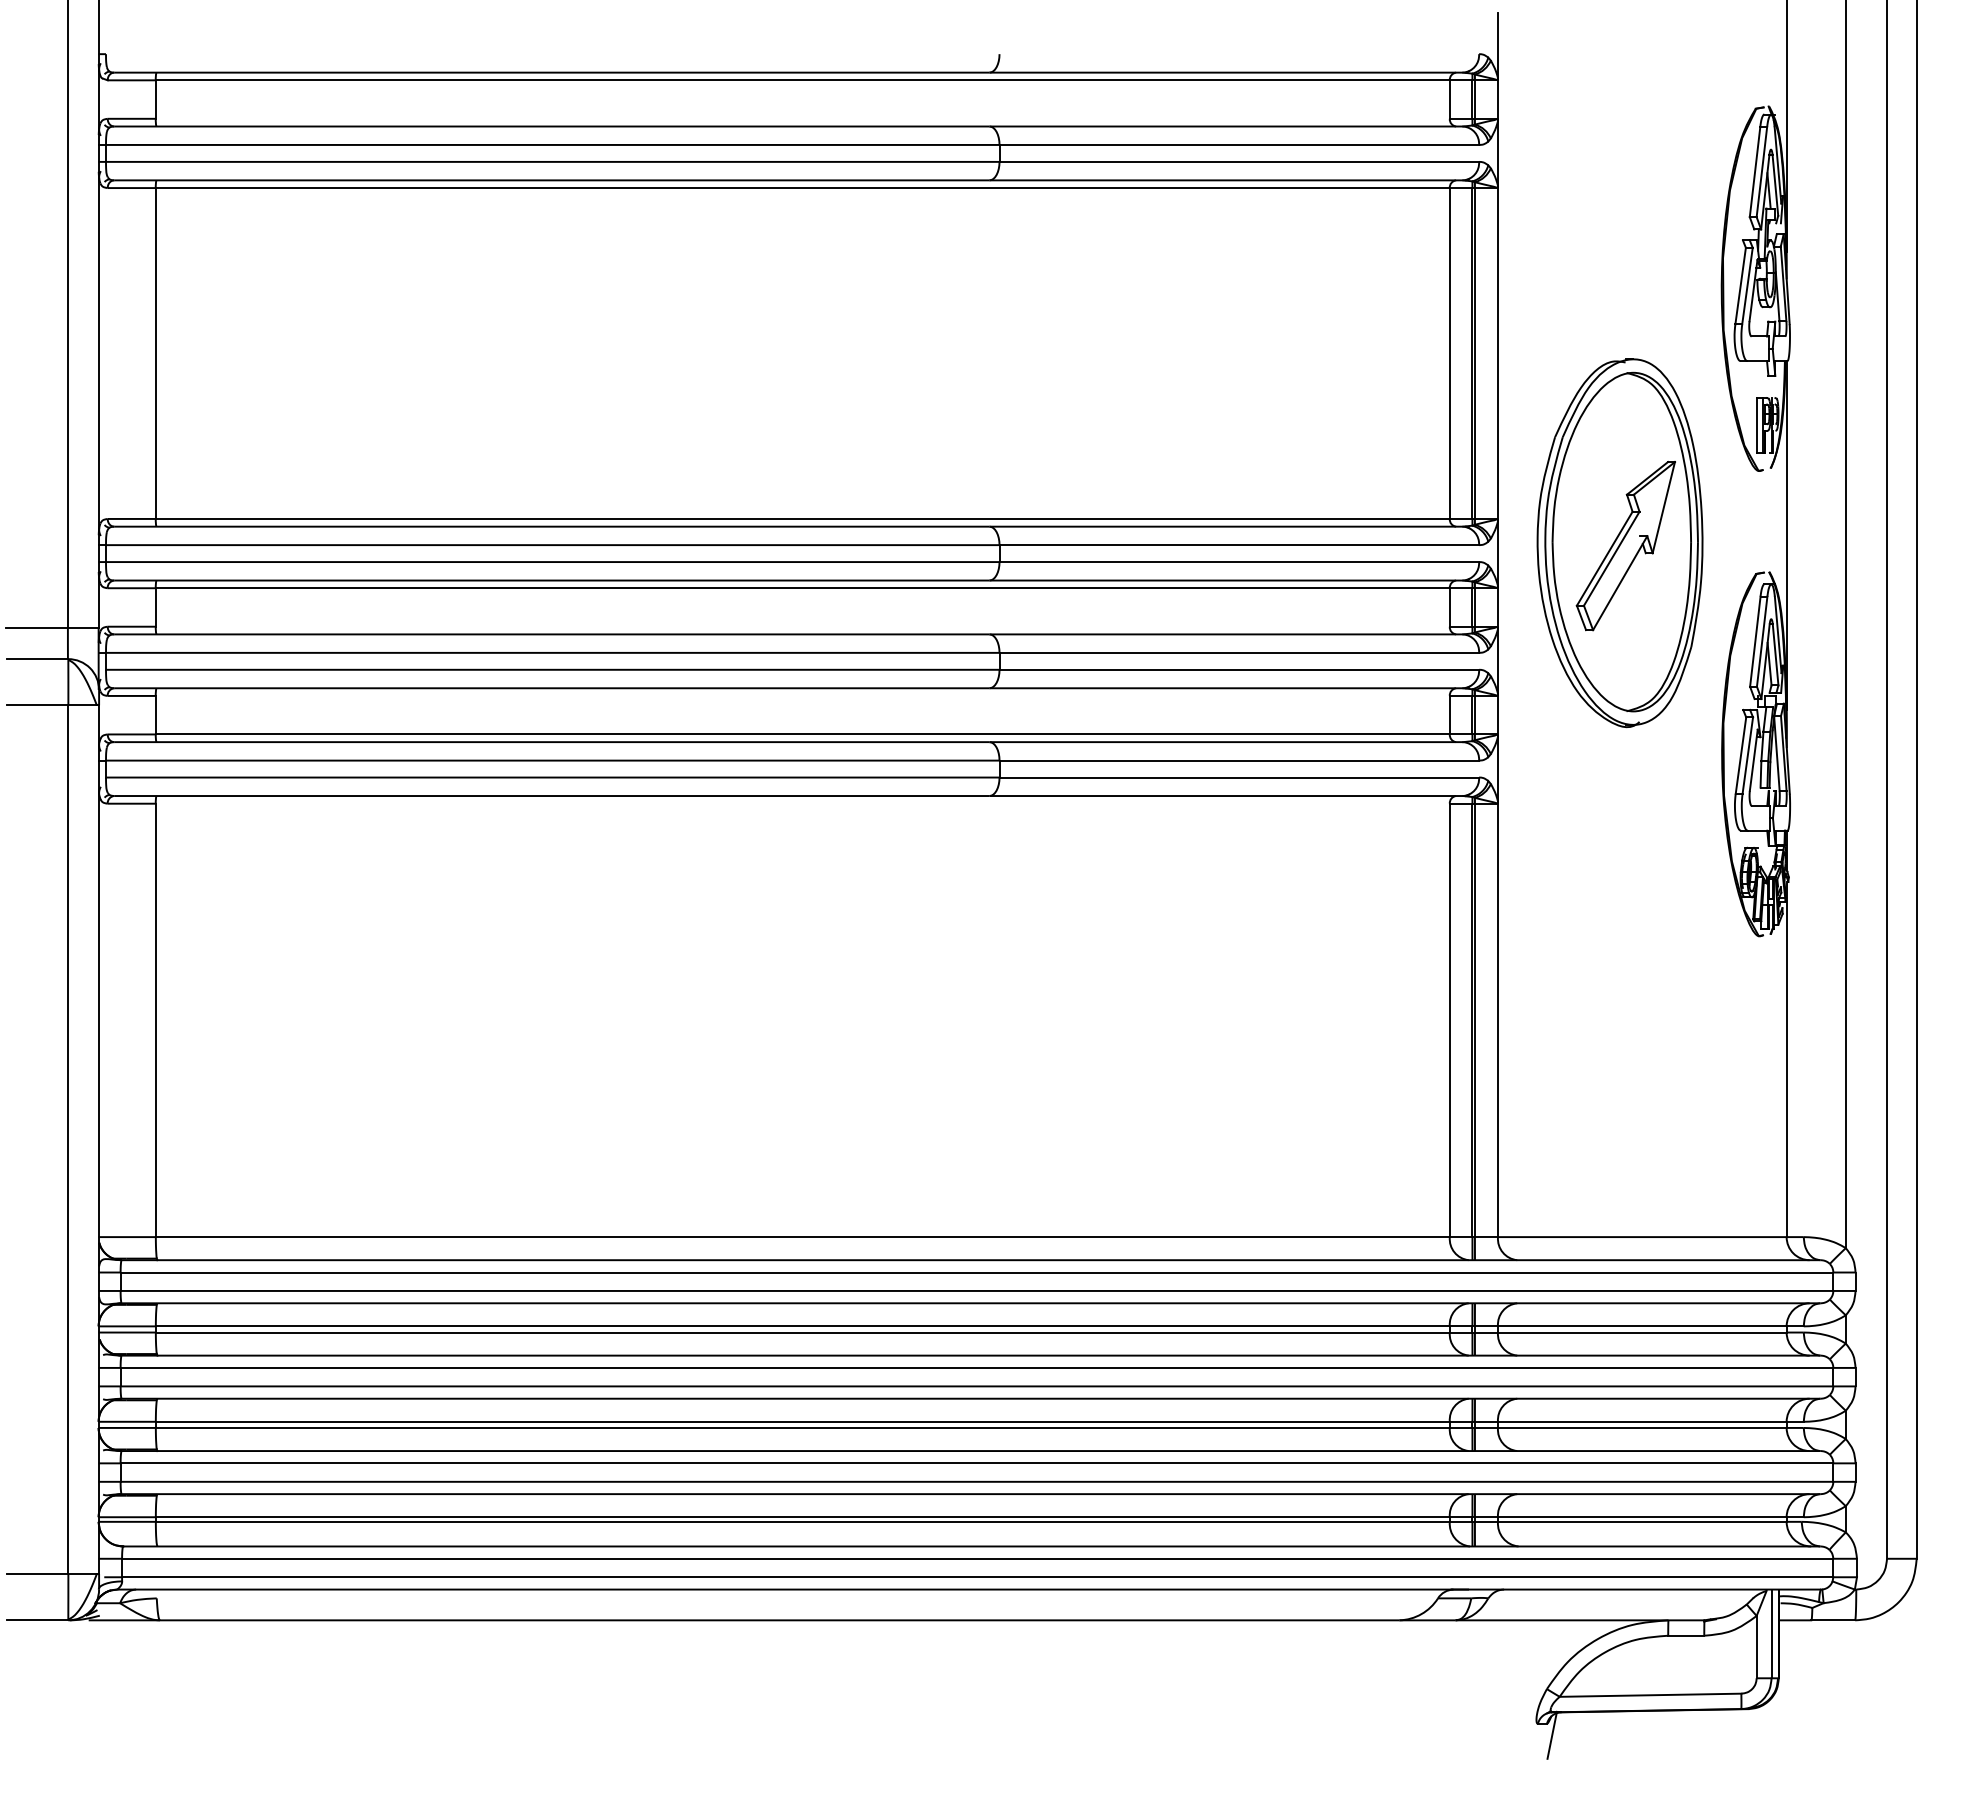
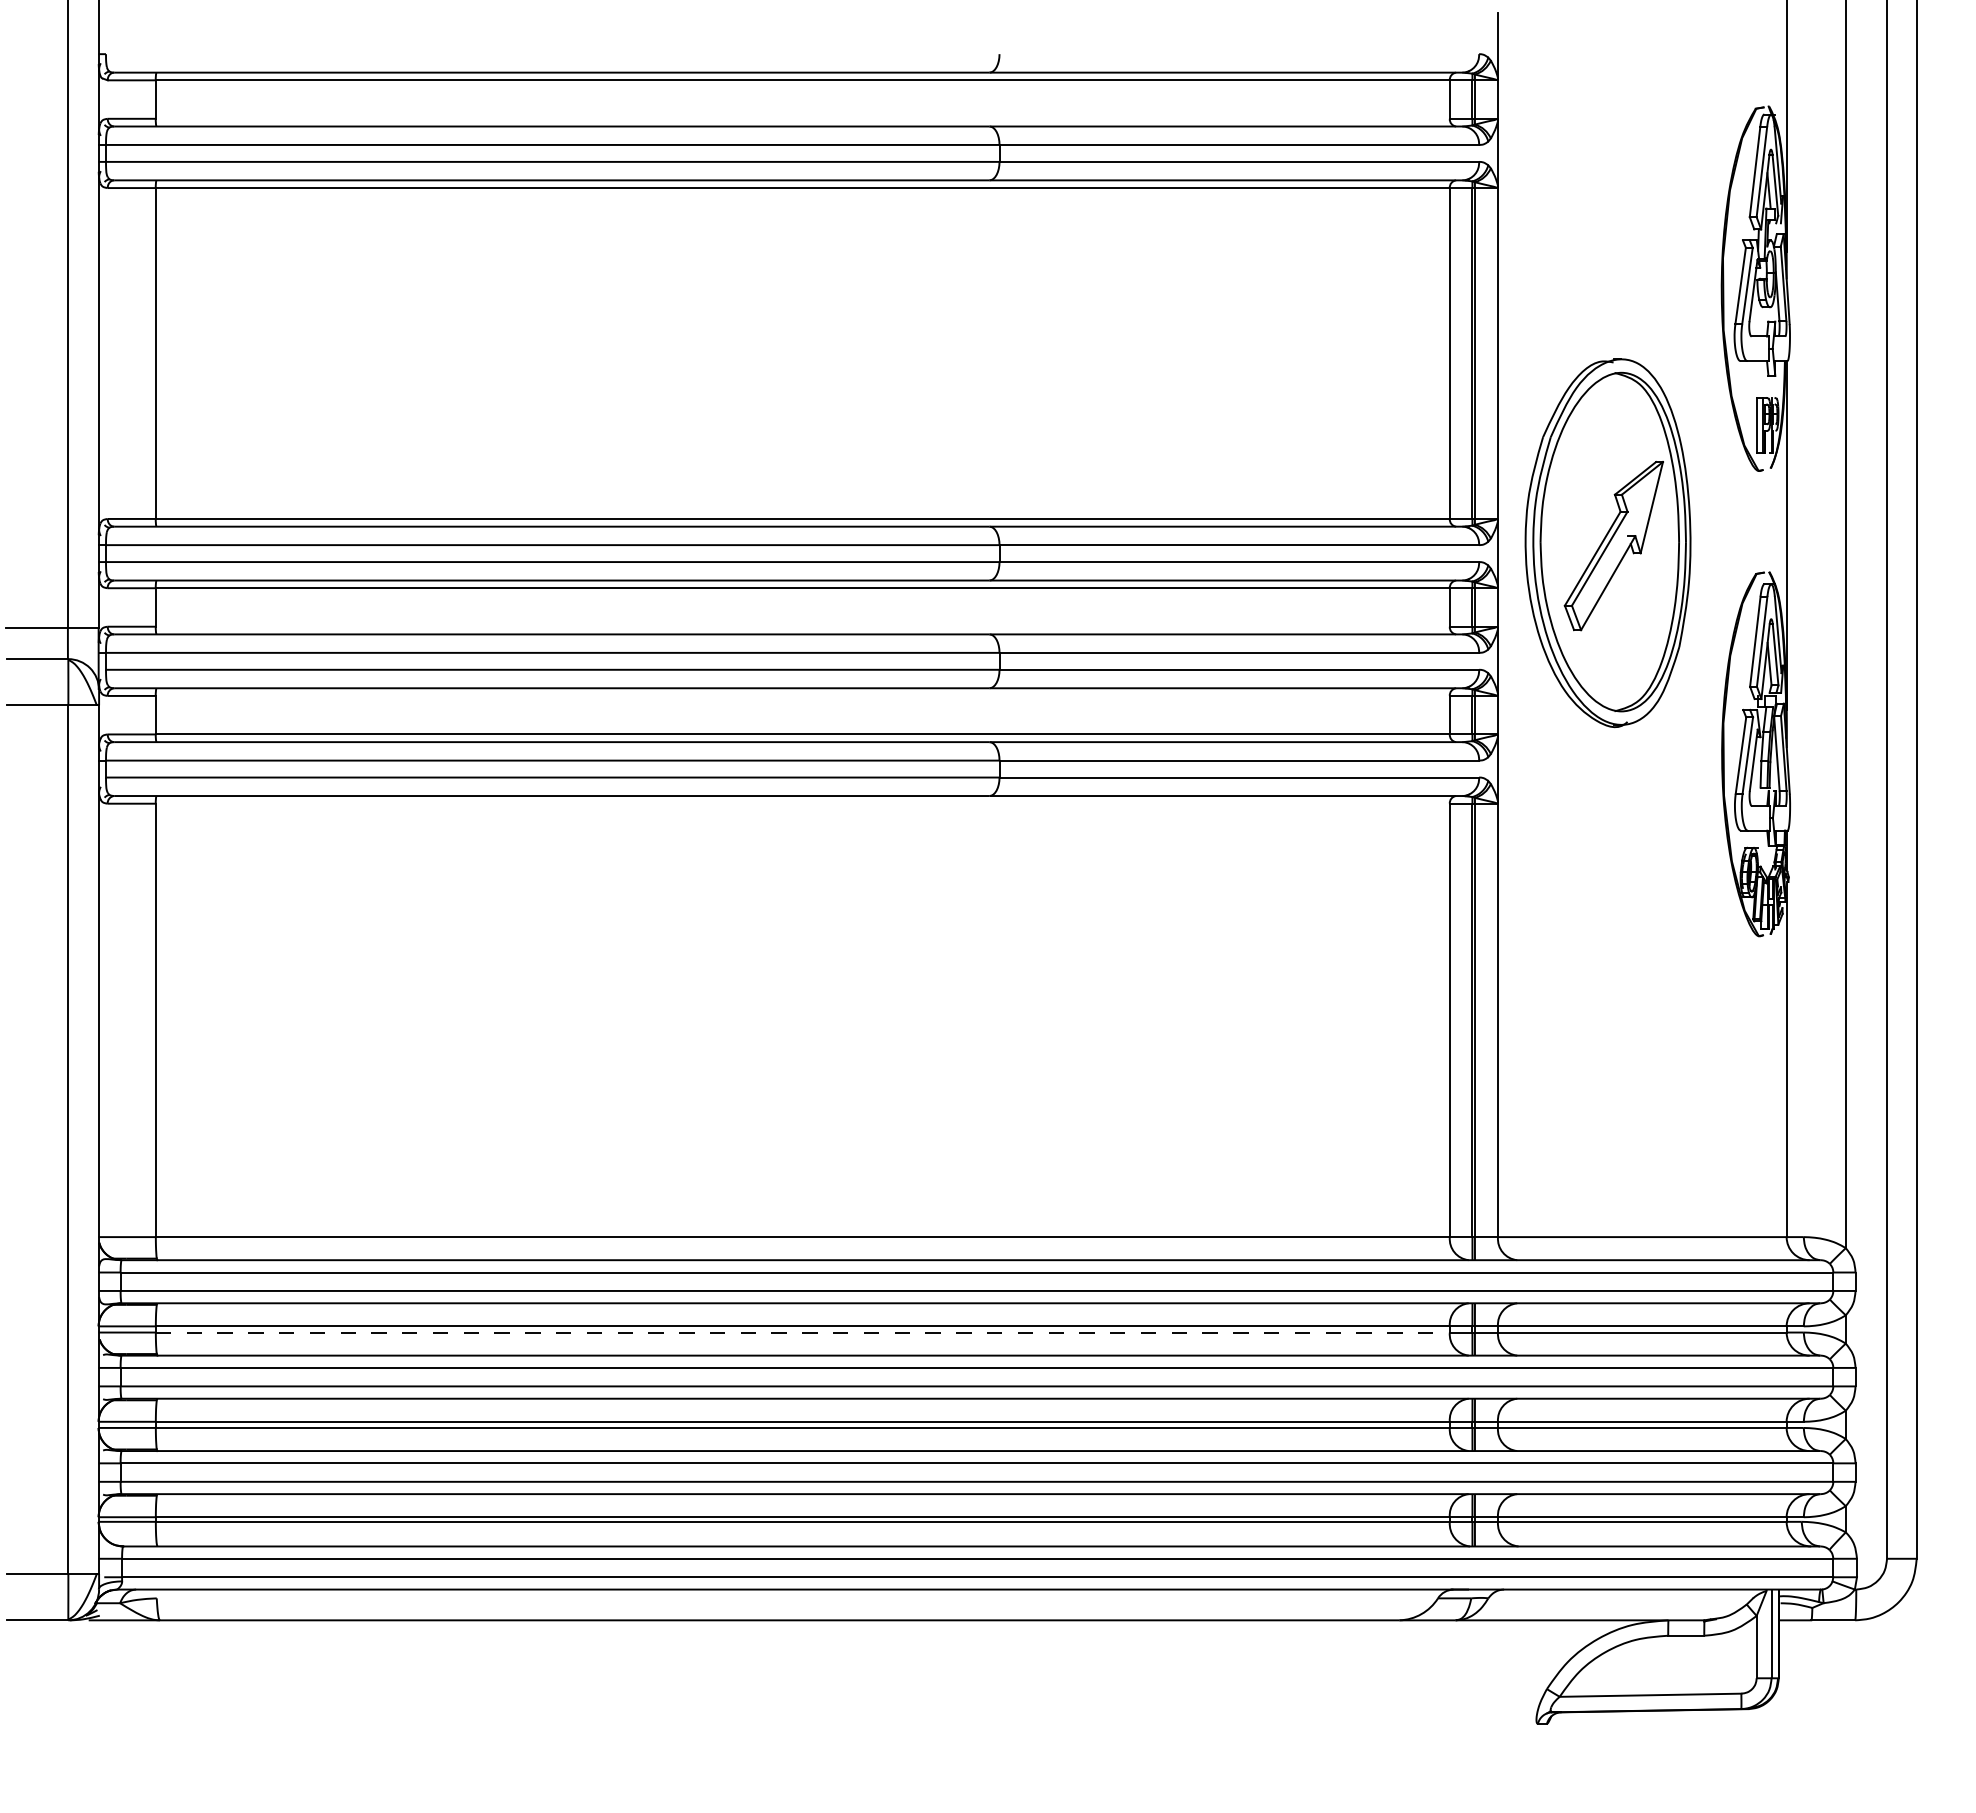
part position: (1619, 543) -> (1607, 543) (1607, 543)
line: solid -> dashed (802, 1332)
line: present -> none (1551, 1734)
